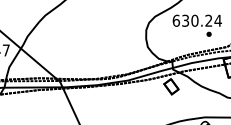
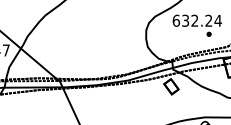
text: 630.24 -> 632.24 (194, 20)
